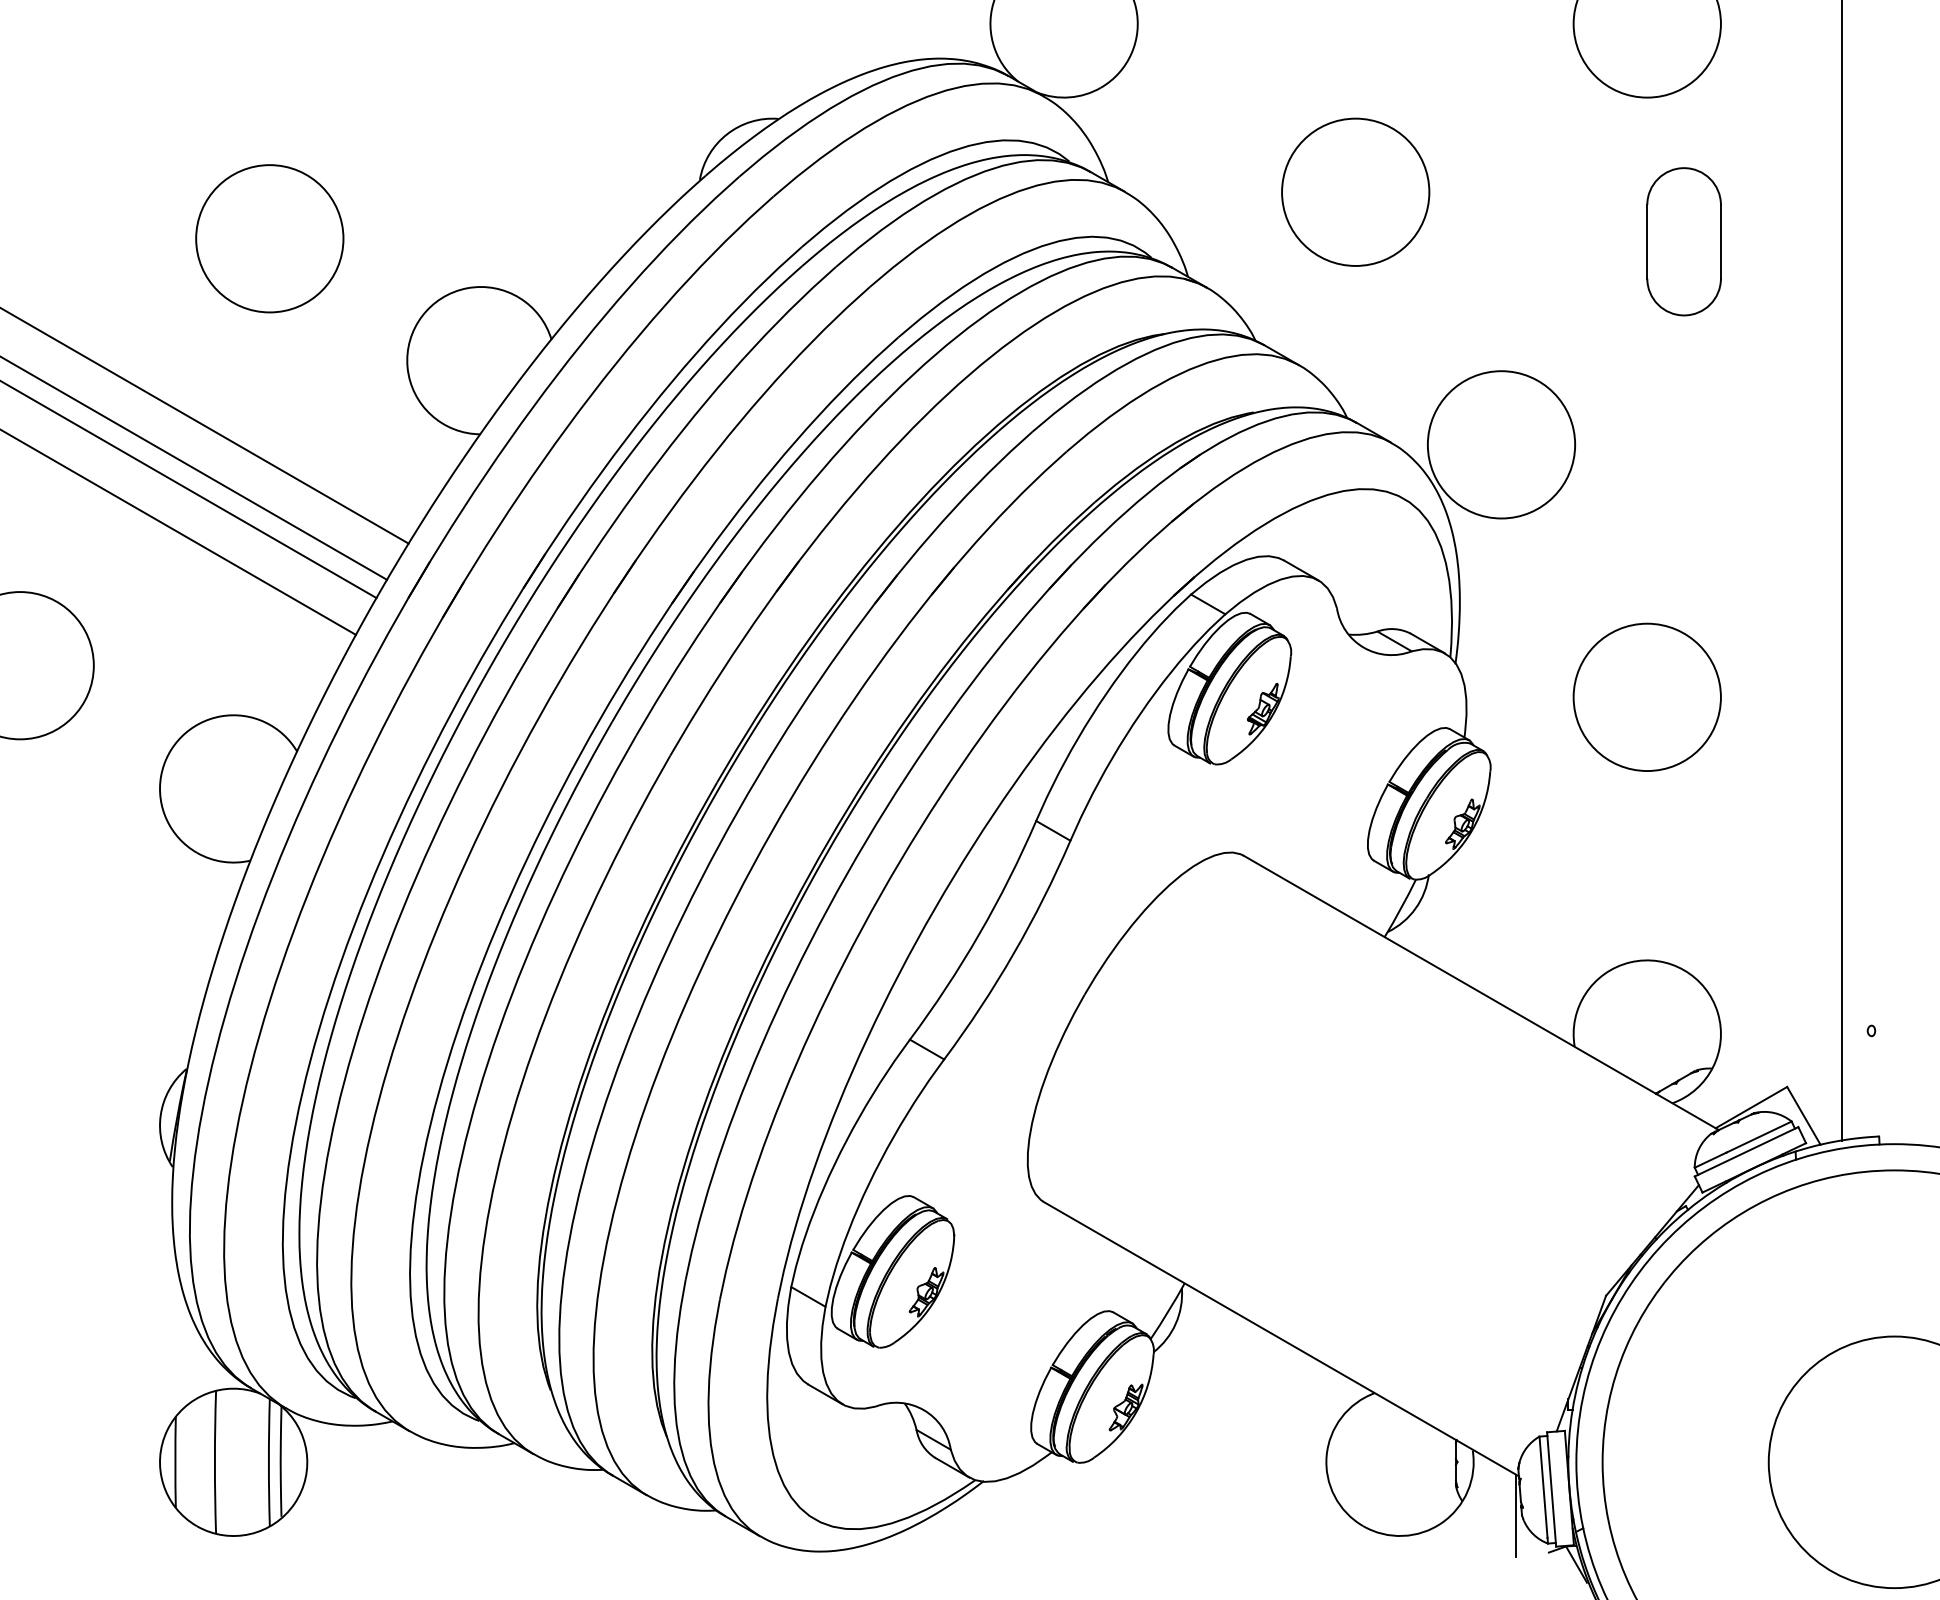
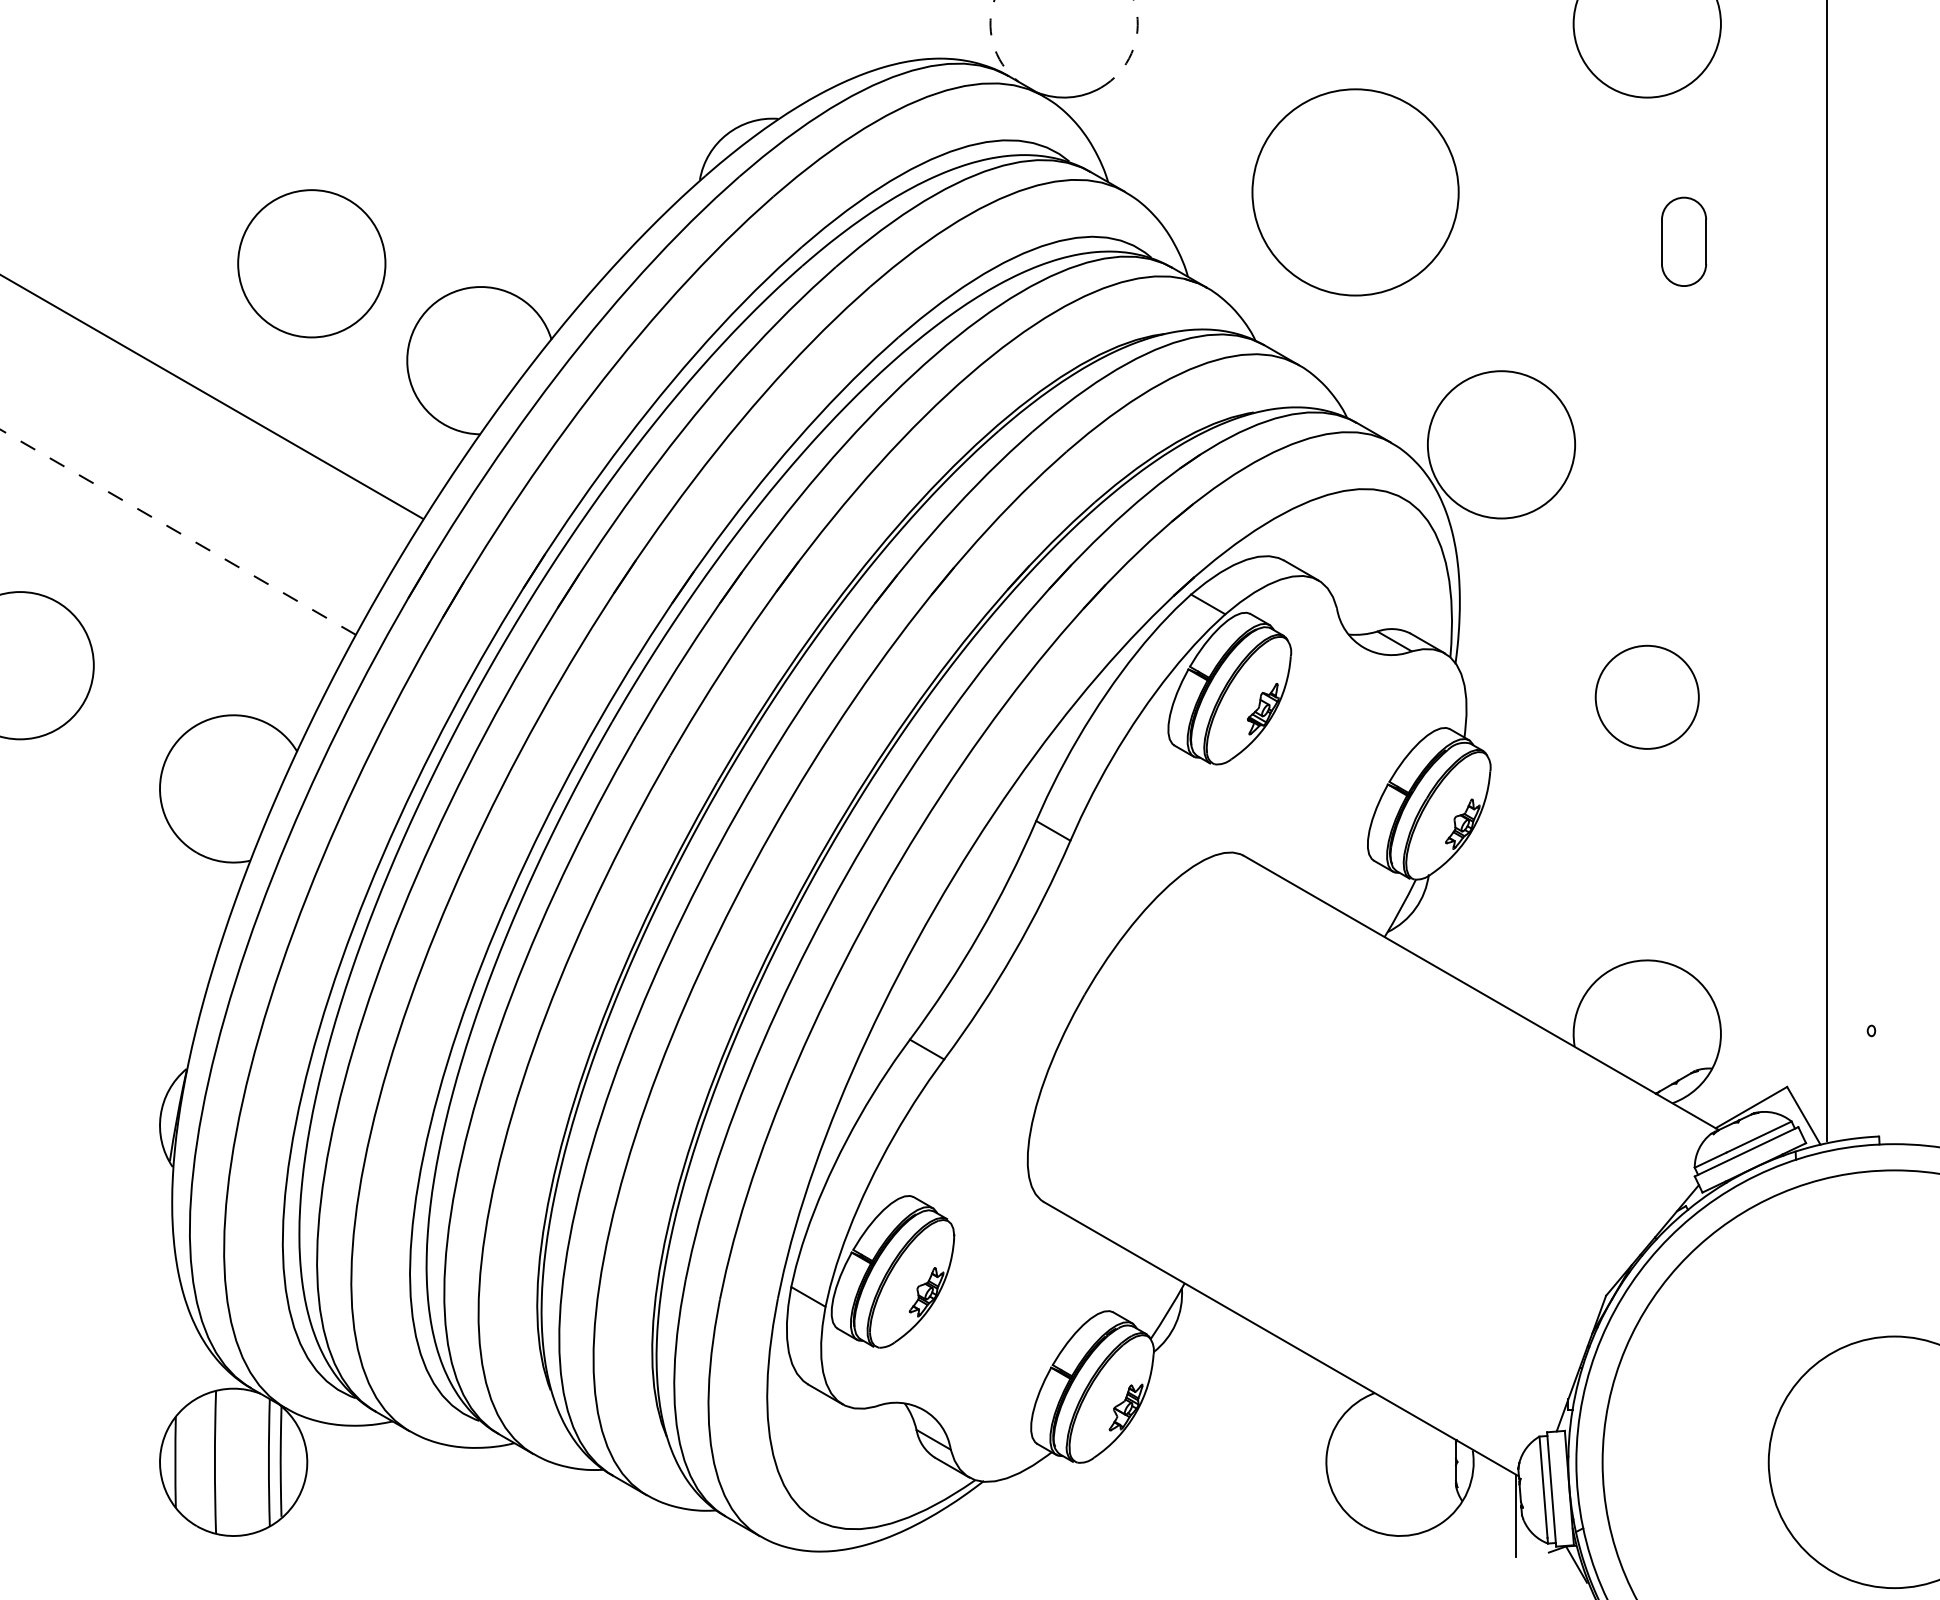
arc: solid -> dashed (1135, 5)
circle size: 150x150 px -> 209x209 px (1355, 192)
circle position: (269, 238) -> (311, 263) (311, 263)
part size: 76x150 px -> 47x91 px (1684, 241)
line position: (205, 426) -> (212, 397) (212, 397)
line: present -> none (194, 468)
line: present -> none (189, 490)
line: solid -> dashed (177, 531)
line position: (1841, 571) -> (1826, 571) (1826, 571)
circle diameter: 147 px -> 103 px (1646, 696)
